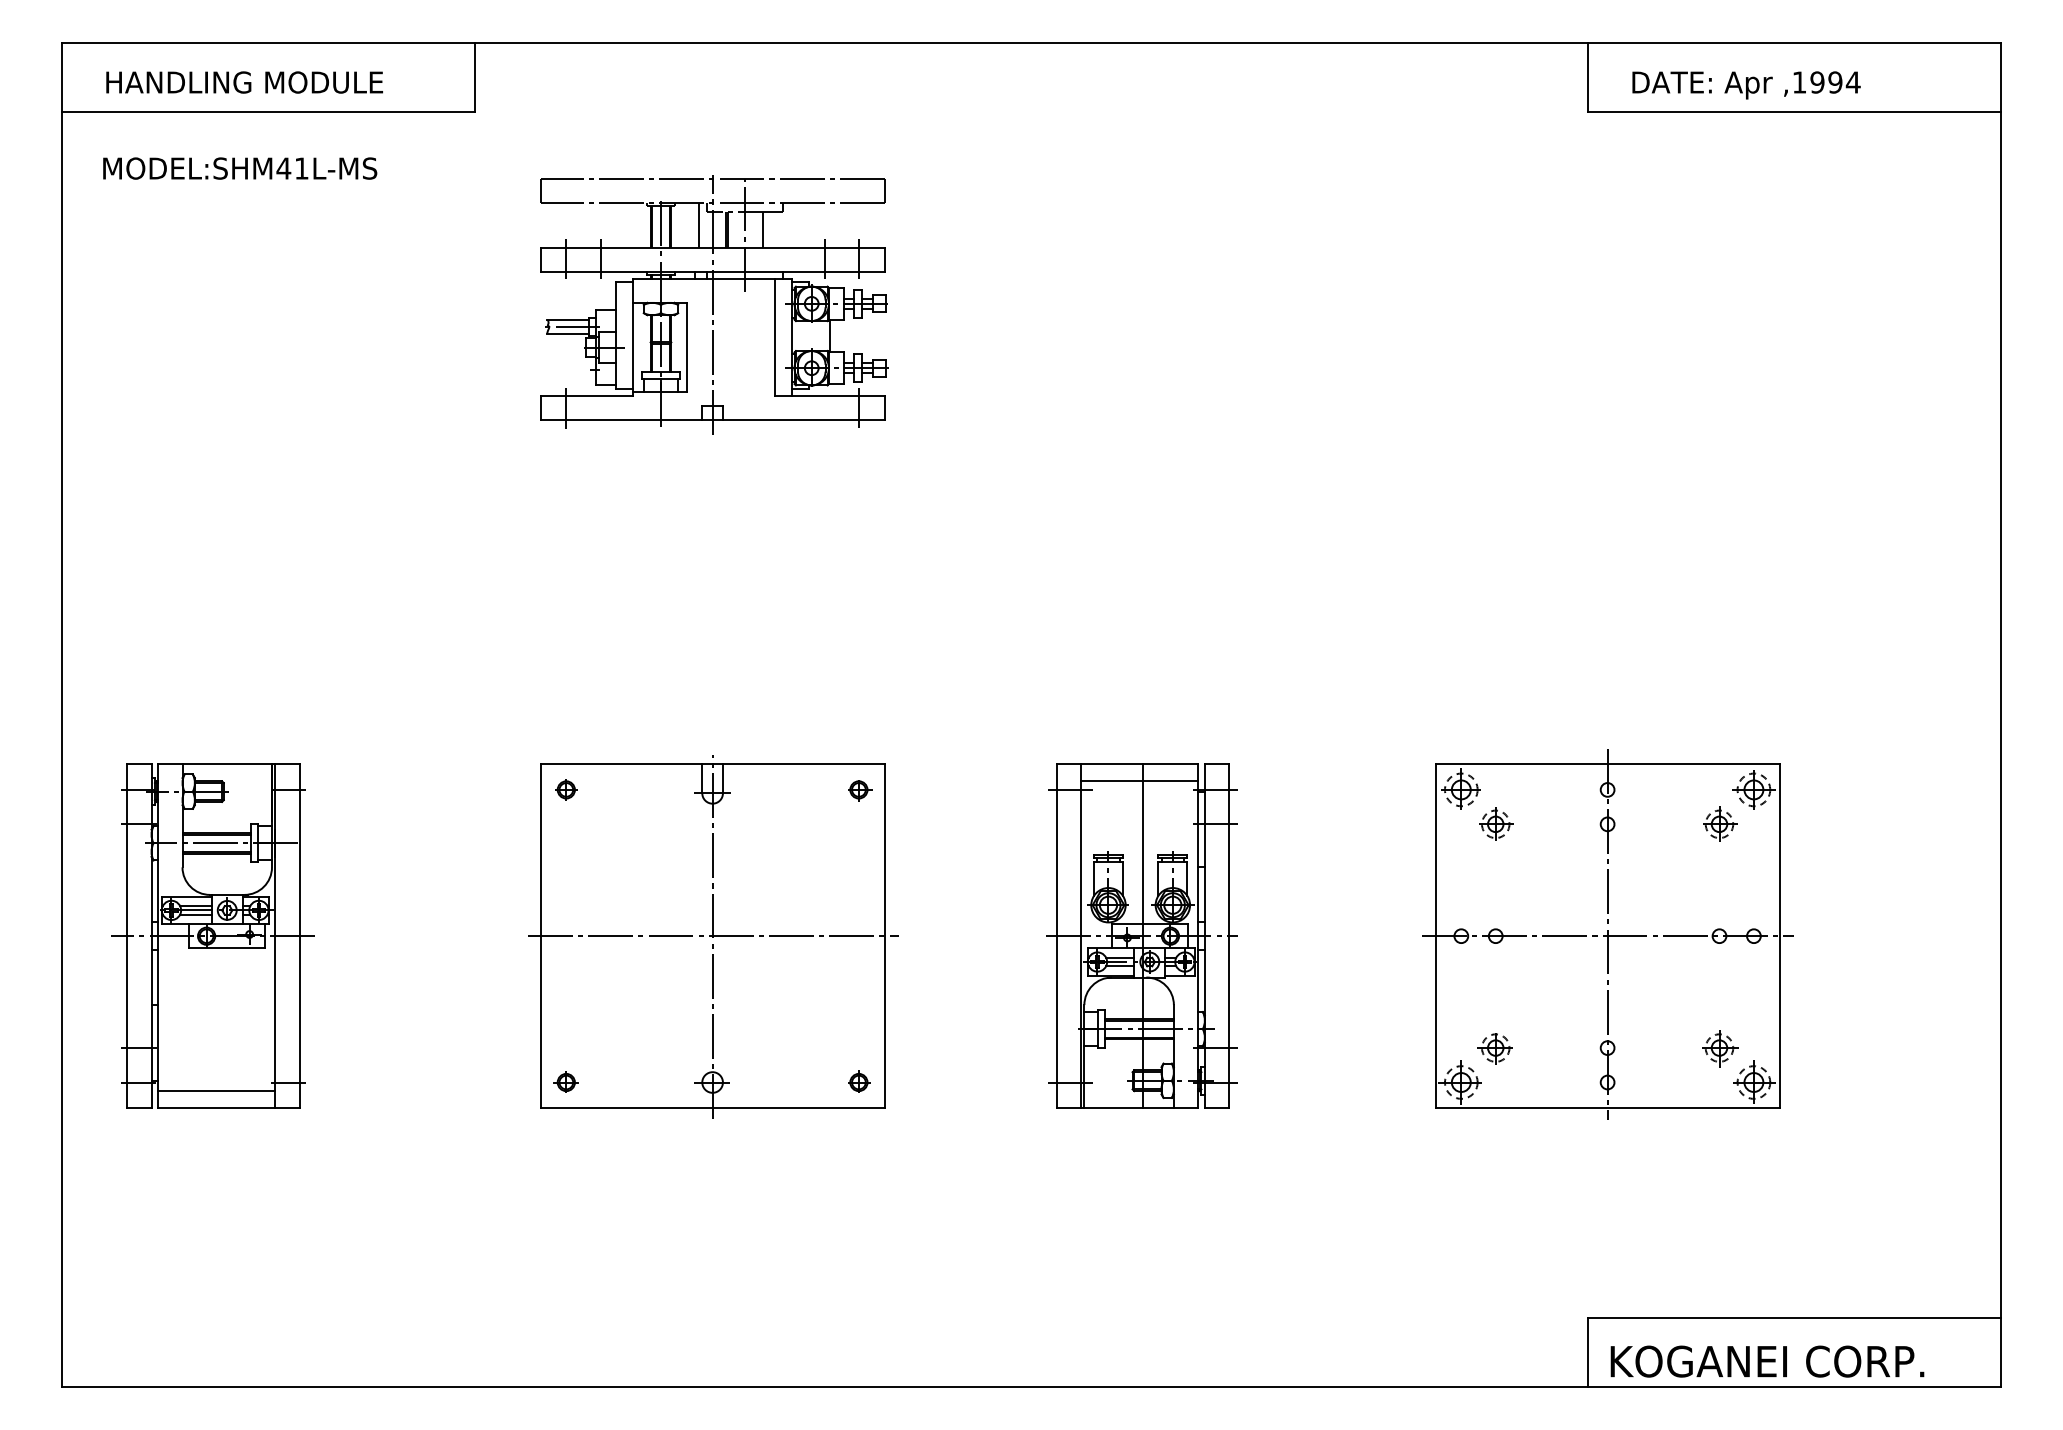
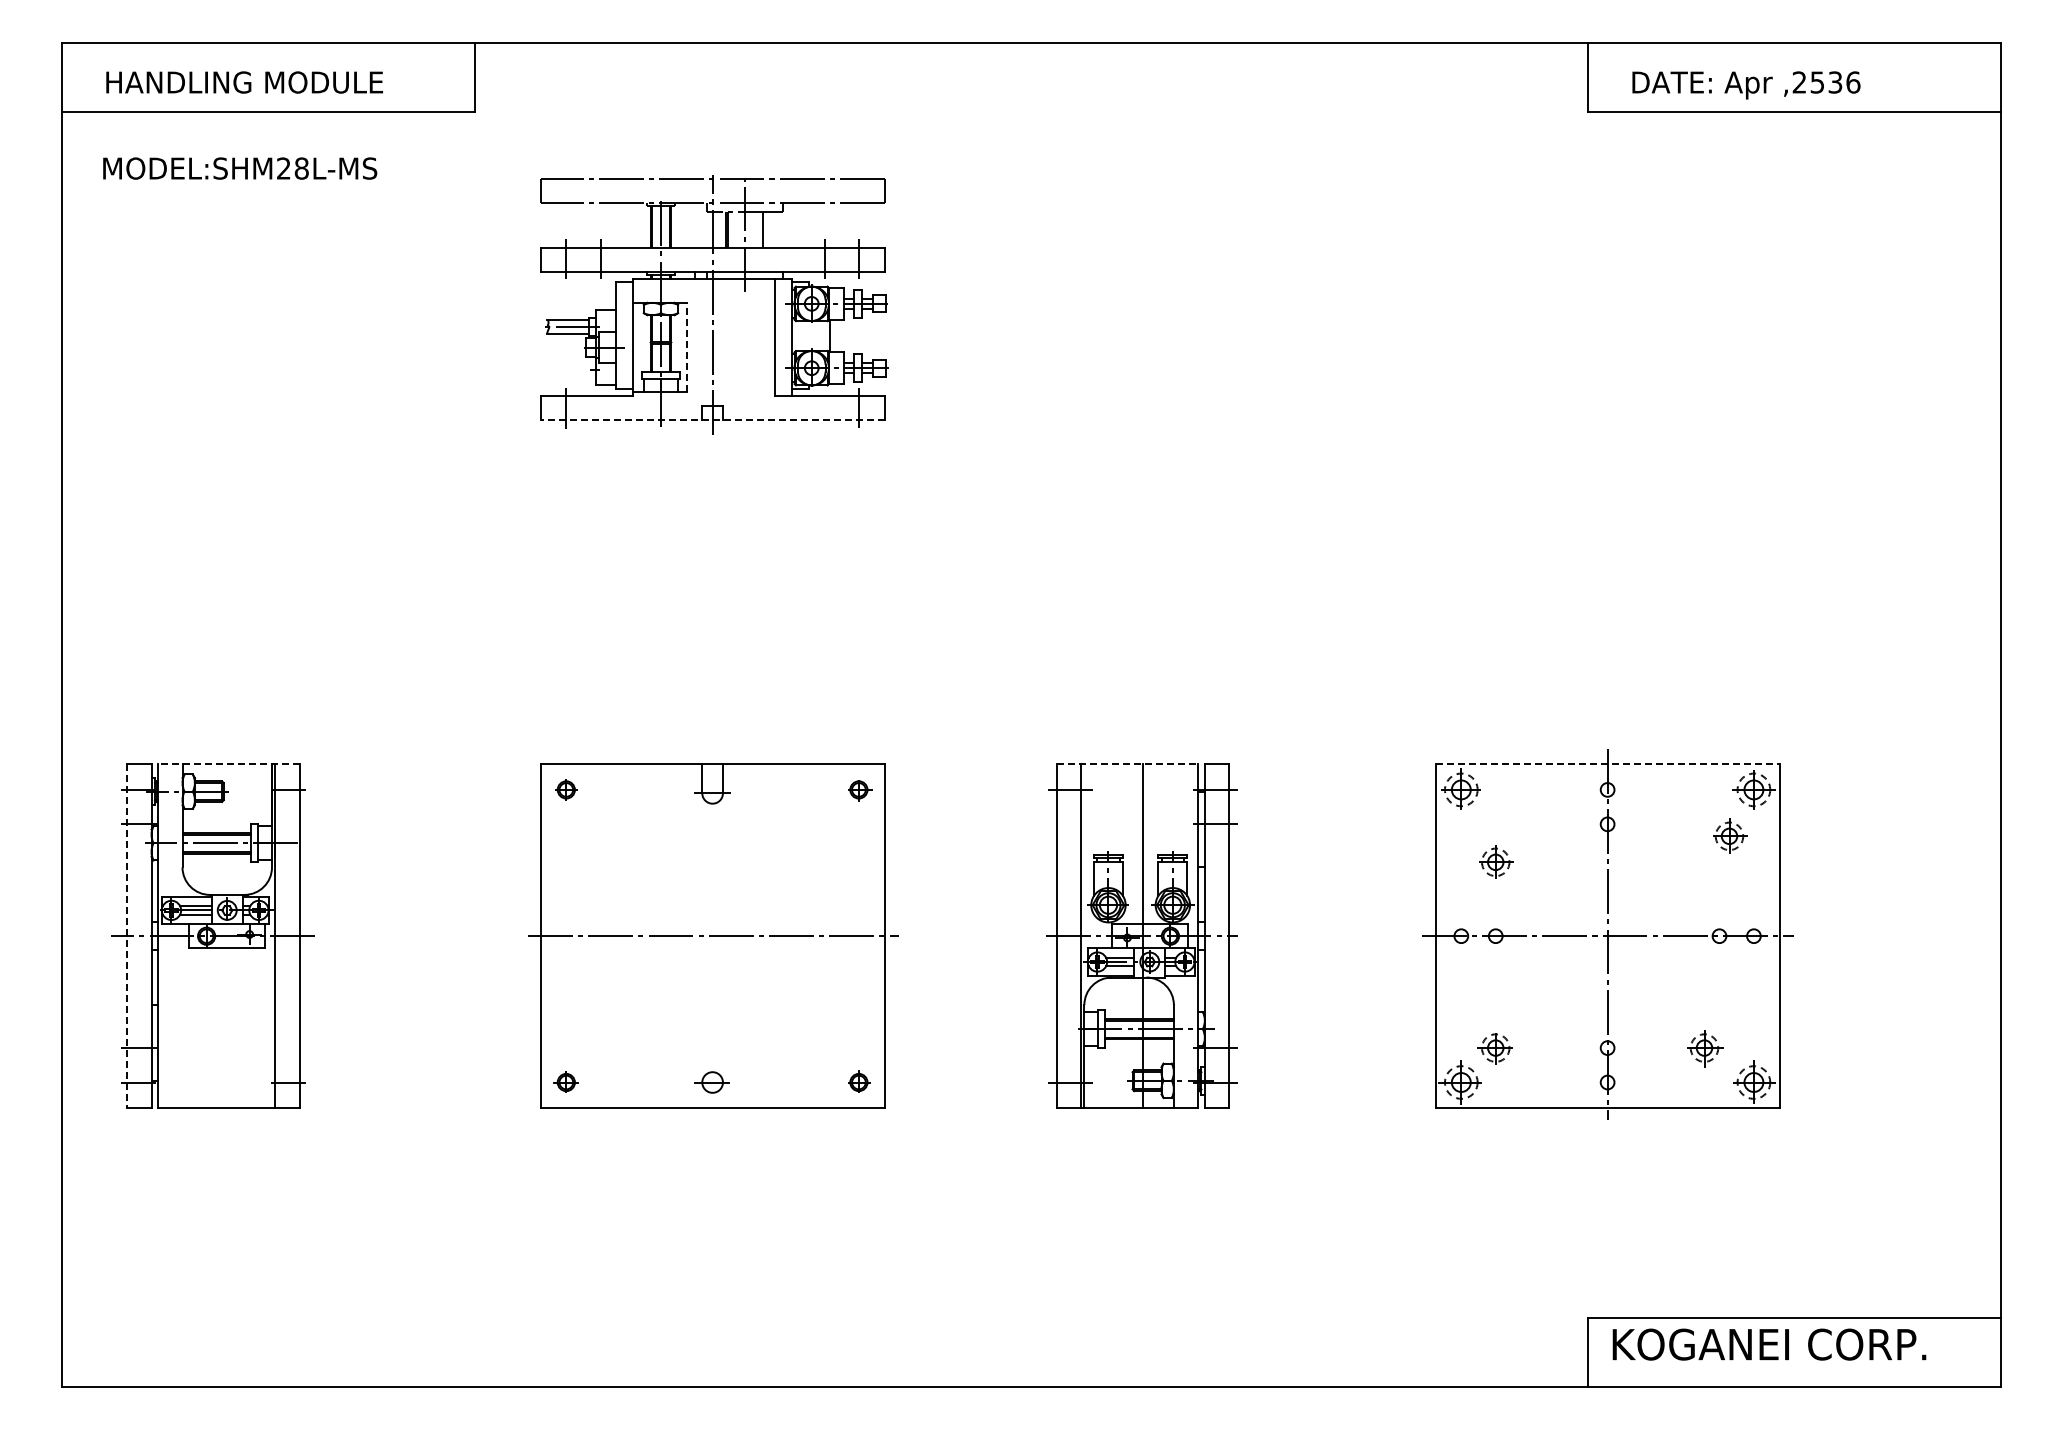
text: ,1994 -> ,2536 (1826, 82)
text: MODEL:SHM41L-MS -> MODEL:SHM28L-MS (292, 168)
line: present -> none (698, 225)
line: solid -> dashed (686, 347)
line: solid -> dashed (712, 419)
line: solid -> dashed (228, 764)
line: solid -> dashed (1127, 764)
line: solid -> dashed (1608, 764)
line: present -> none (1138, 781)
part position: (1496, 823) -> (1496, 861) (1496, 861)
part position: (1720, 823) -> (1730, 835) (1730, 835)
line: solid -> dashed (127, 936)
line: present -> none (712, 936)
part position: (1720, 1048) -> (1705, 1048) (1705, 1048)
line: present -> none (216, 1091)
text position: (1767, 1361) -> (1769, 1344) (1769, 1344)
